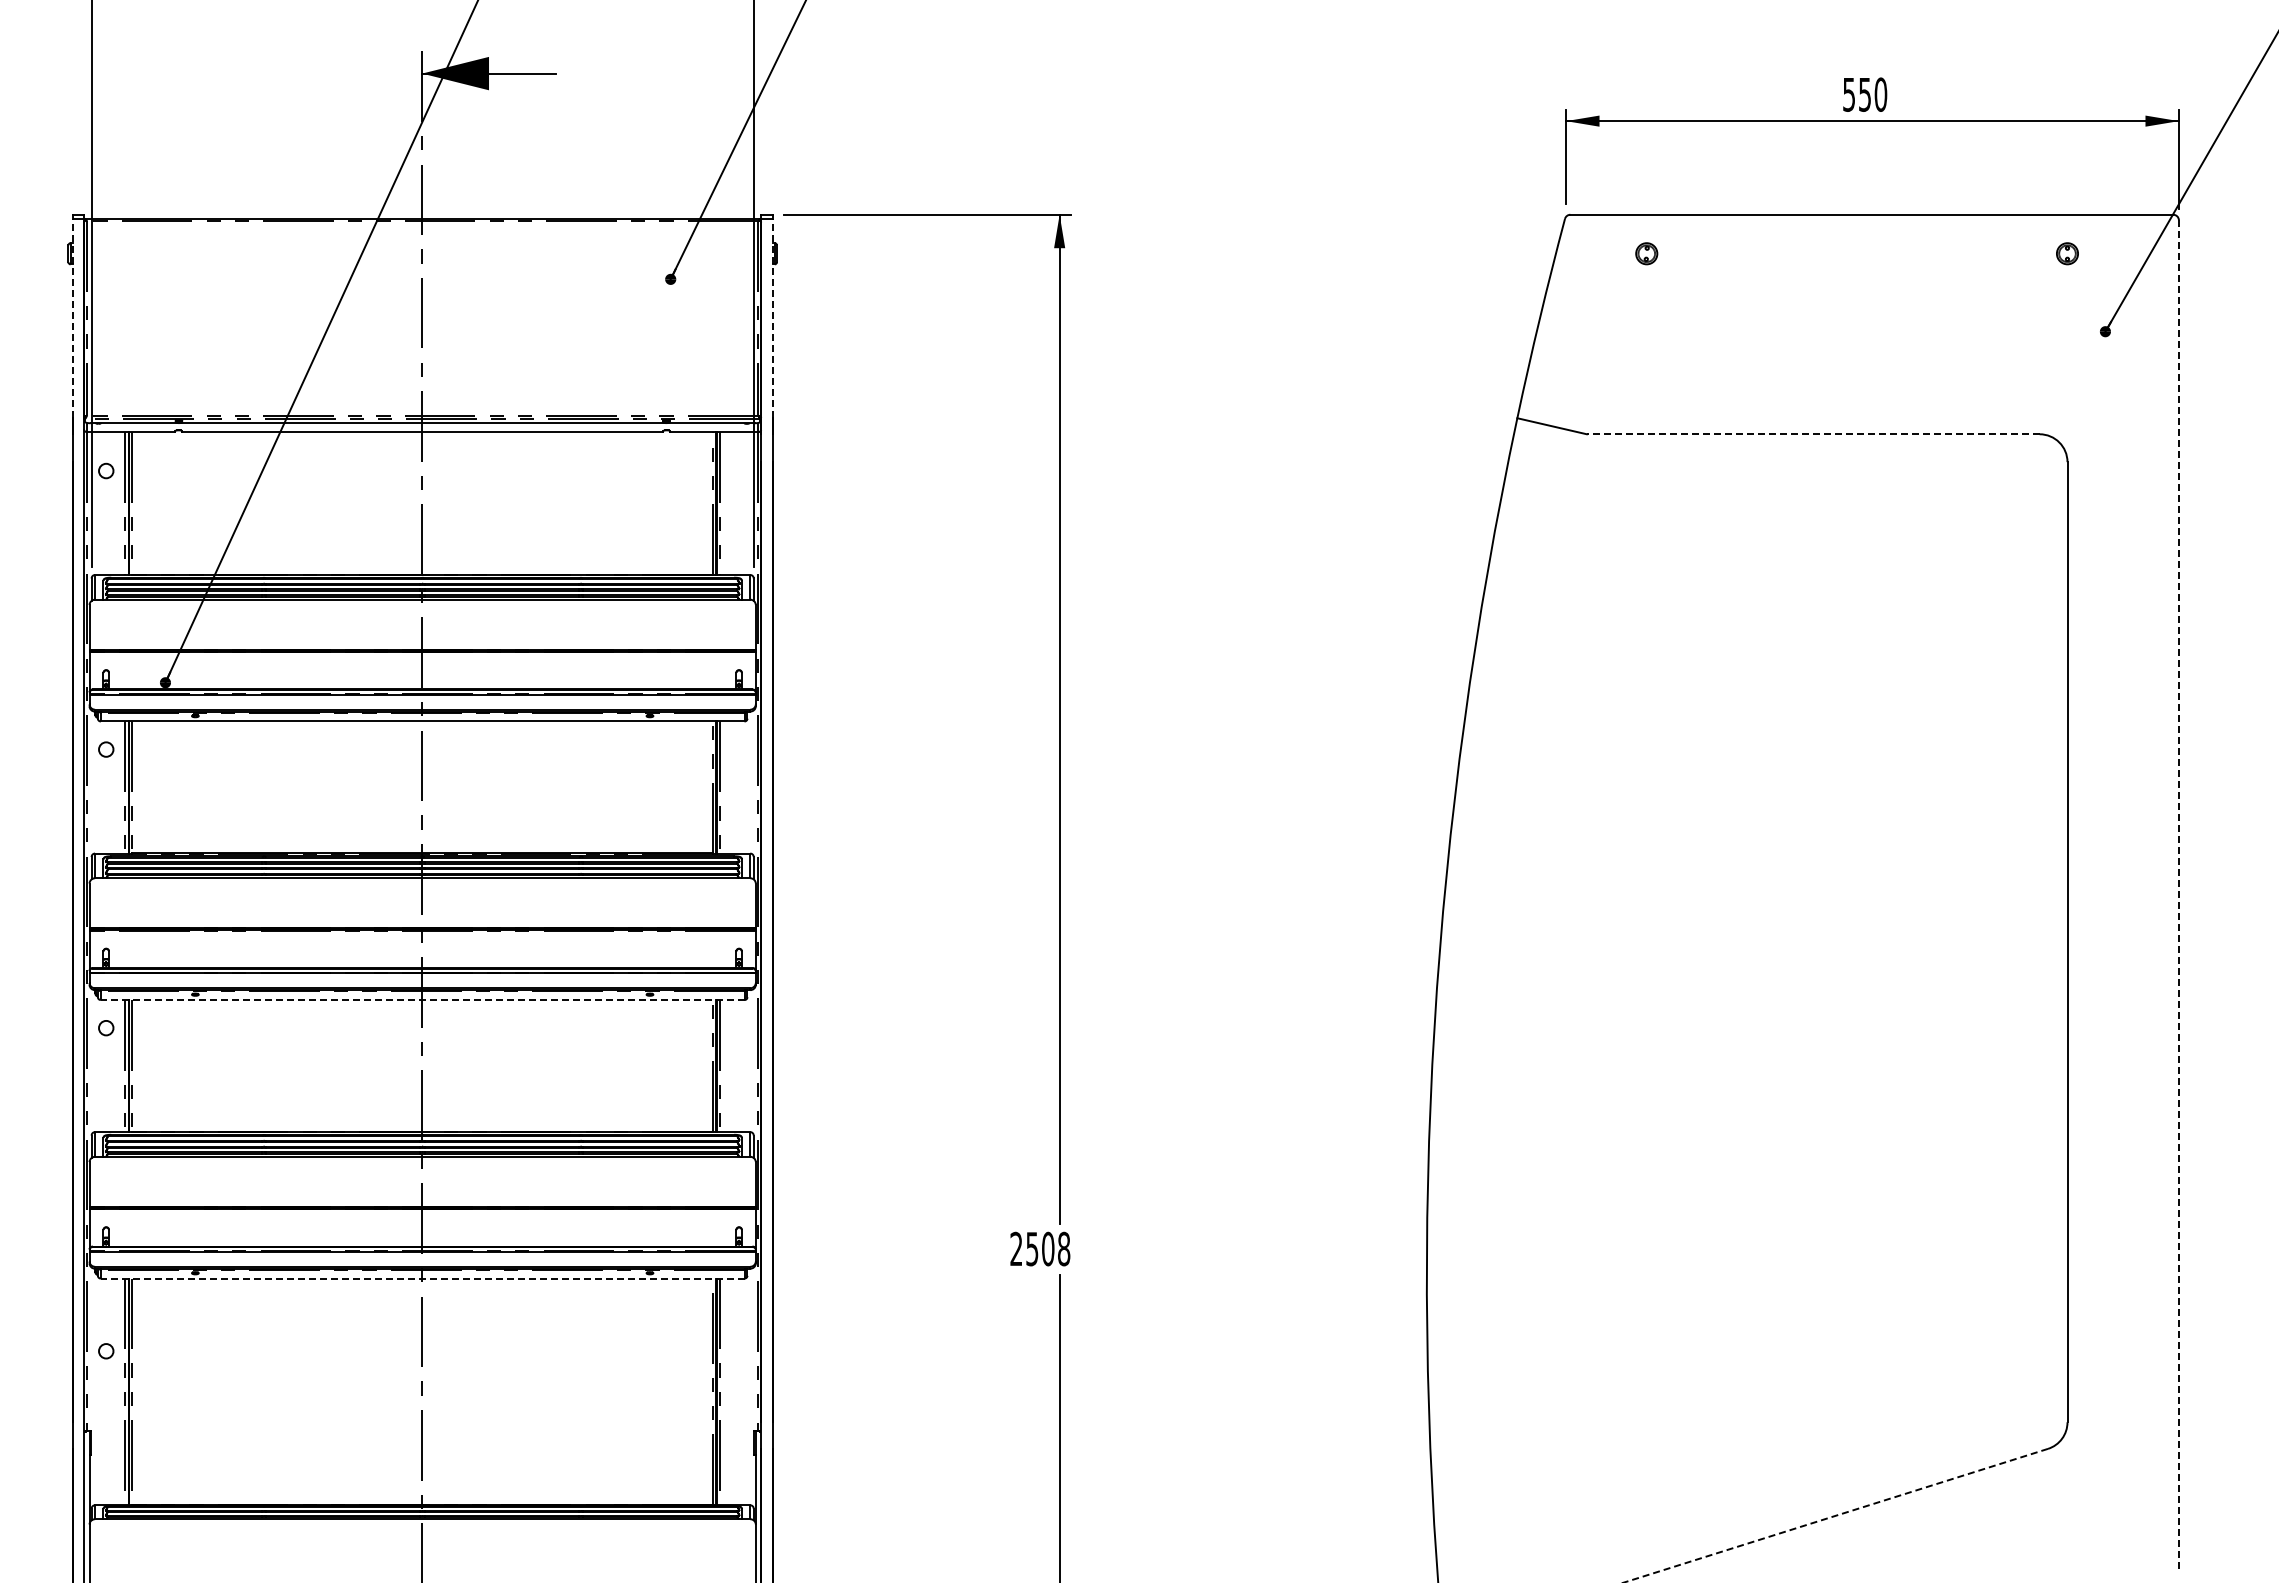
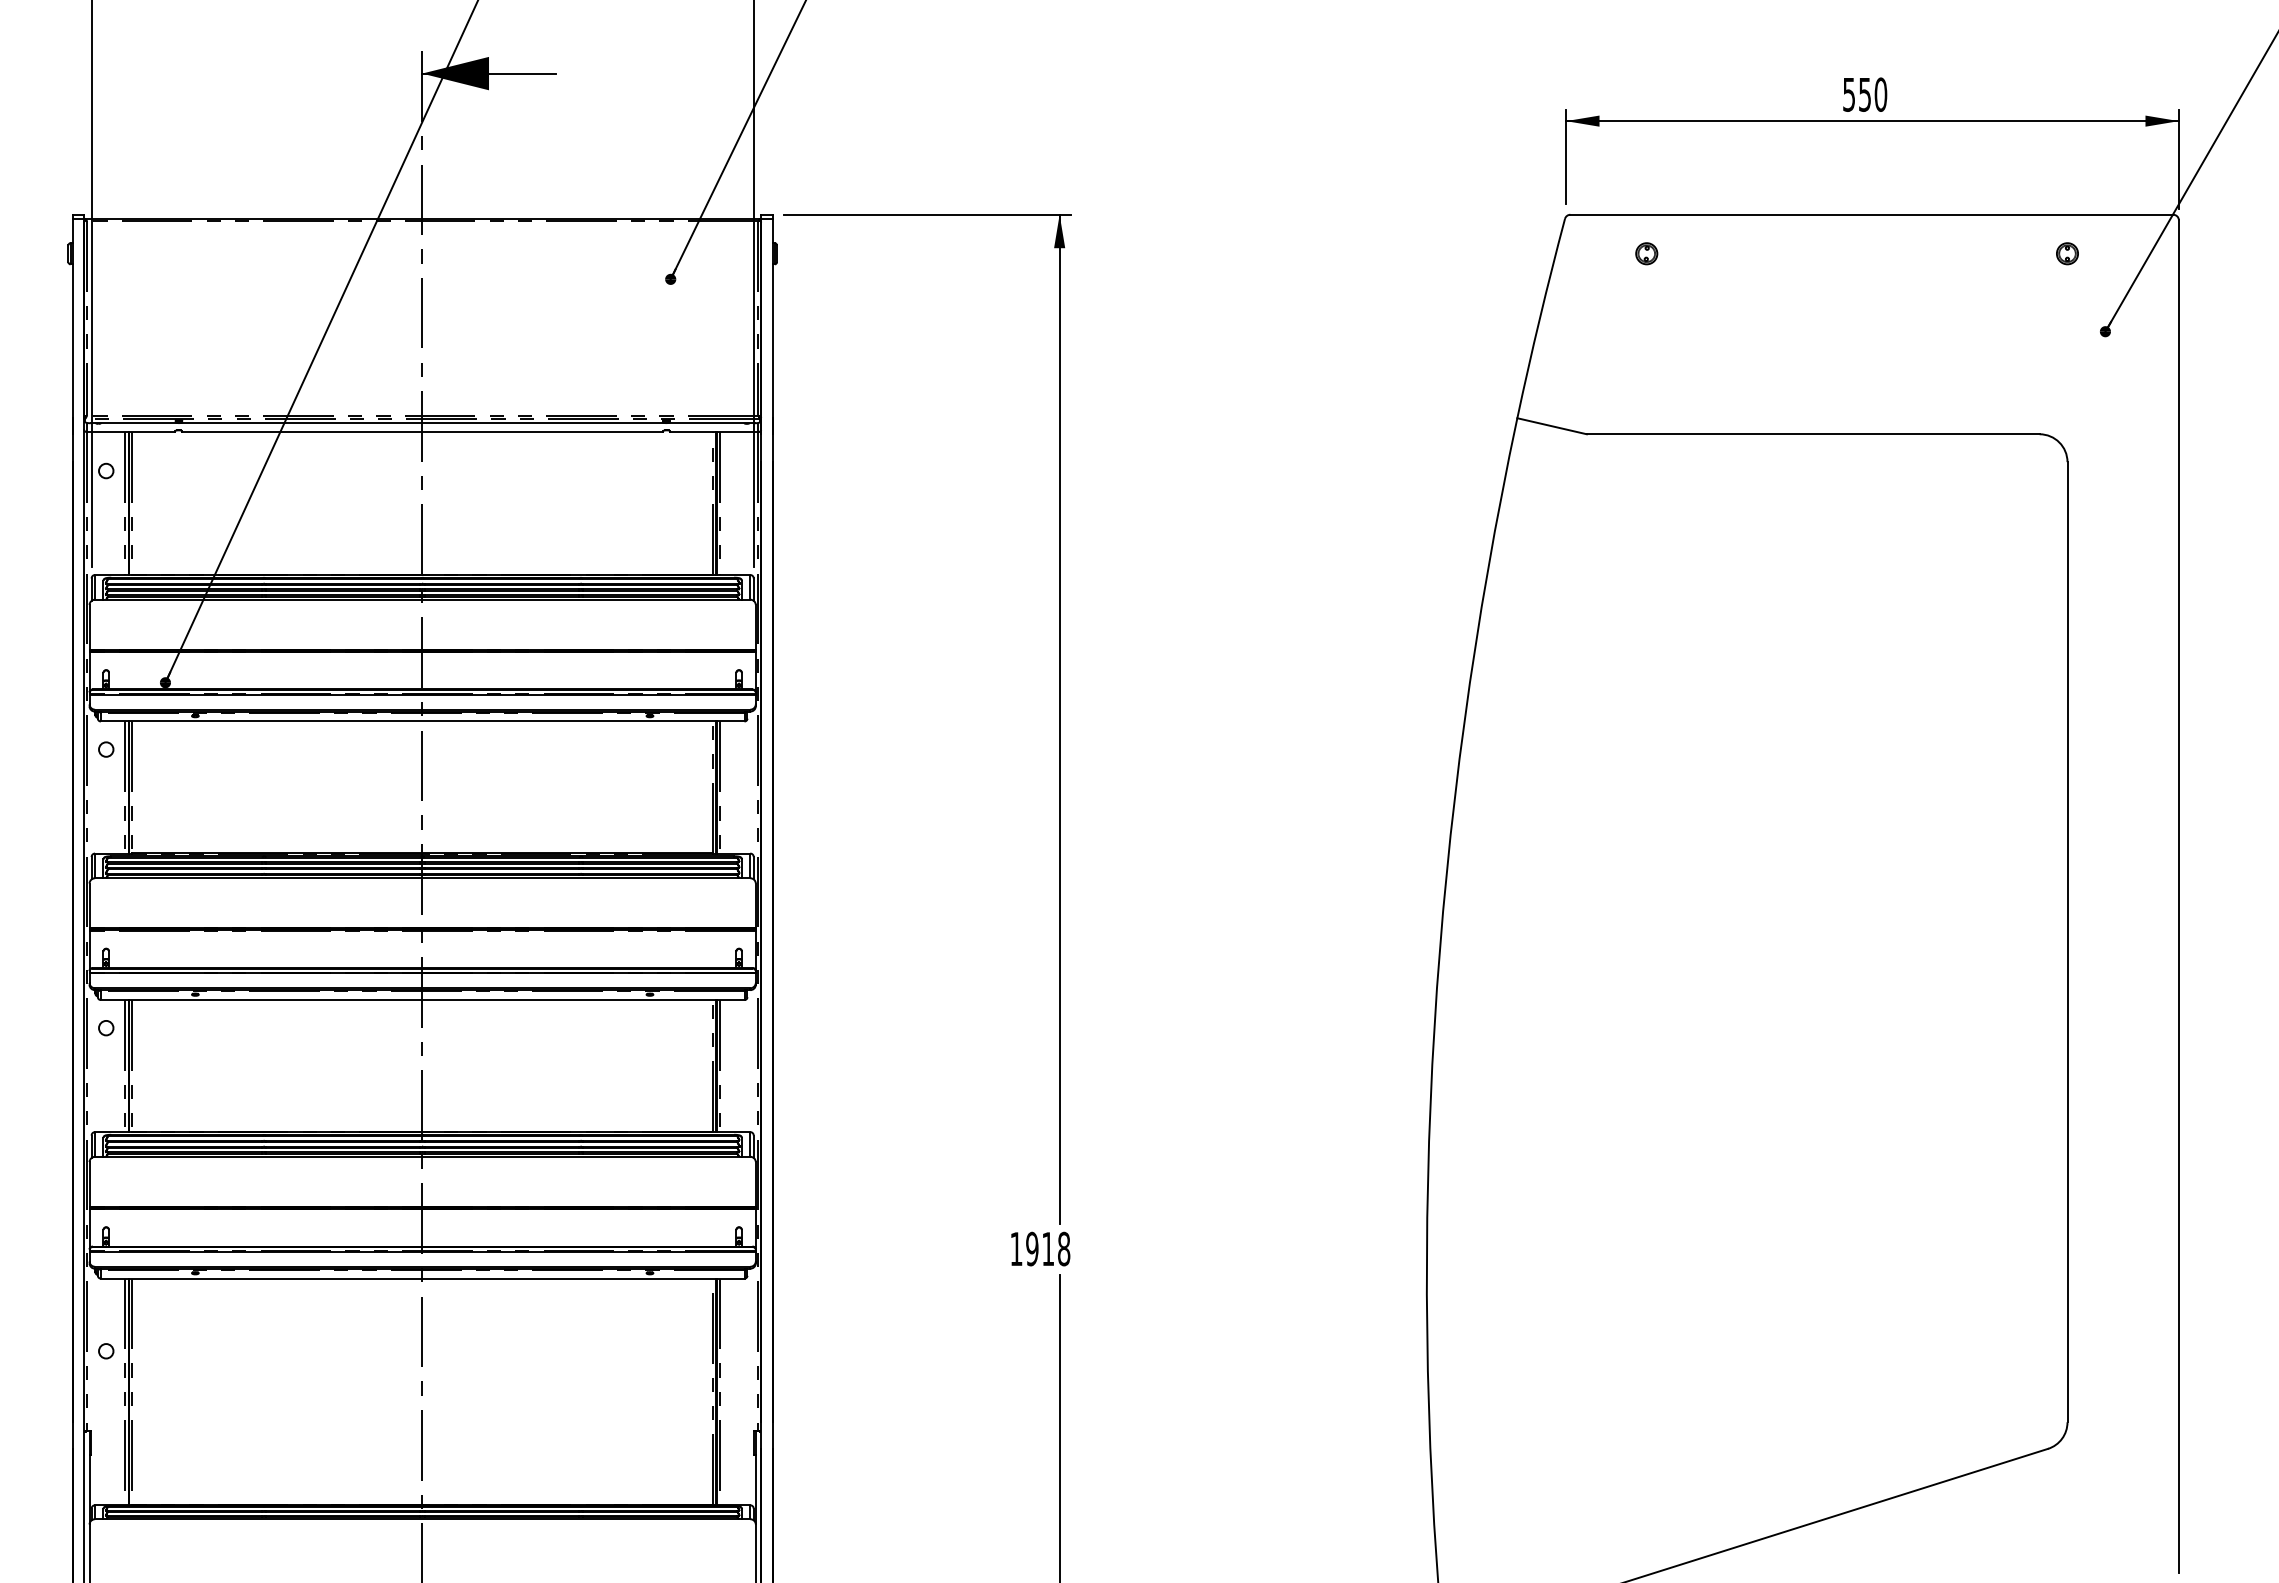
line: dashed -> solid (72, 318)
line: dashed -> solid (772, 318)
line: dashed -> solid (1812, 434)
line: dashed -> solid (2178, 897)
line: dashed -> solid (422, 1000)
text: 2508 -> 1918 (1032, 1248)
line: dashed -> solid (422, 1278)
line: dashed -> solid (1835, 1515)
